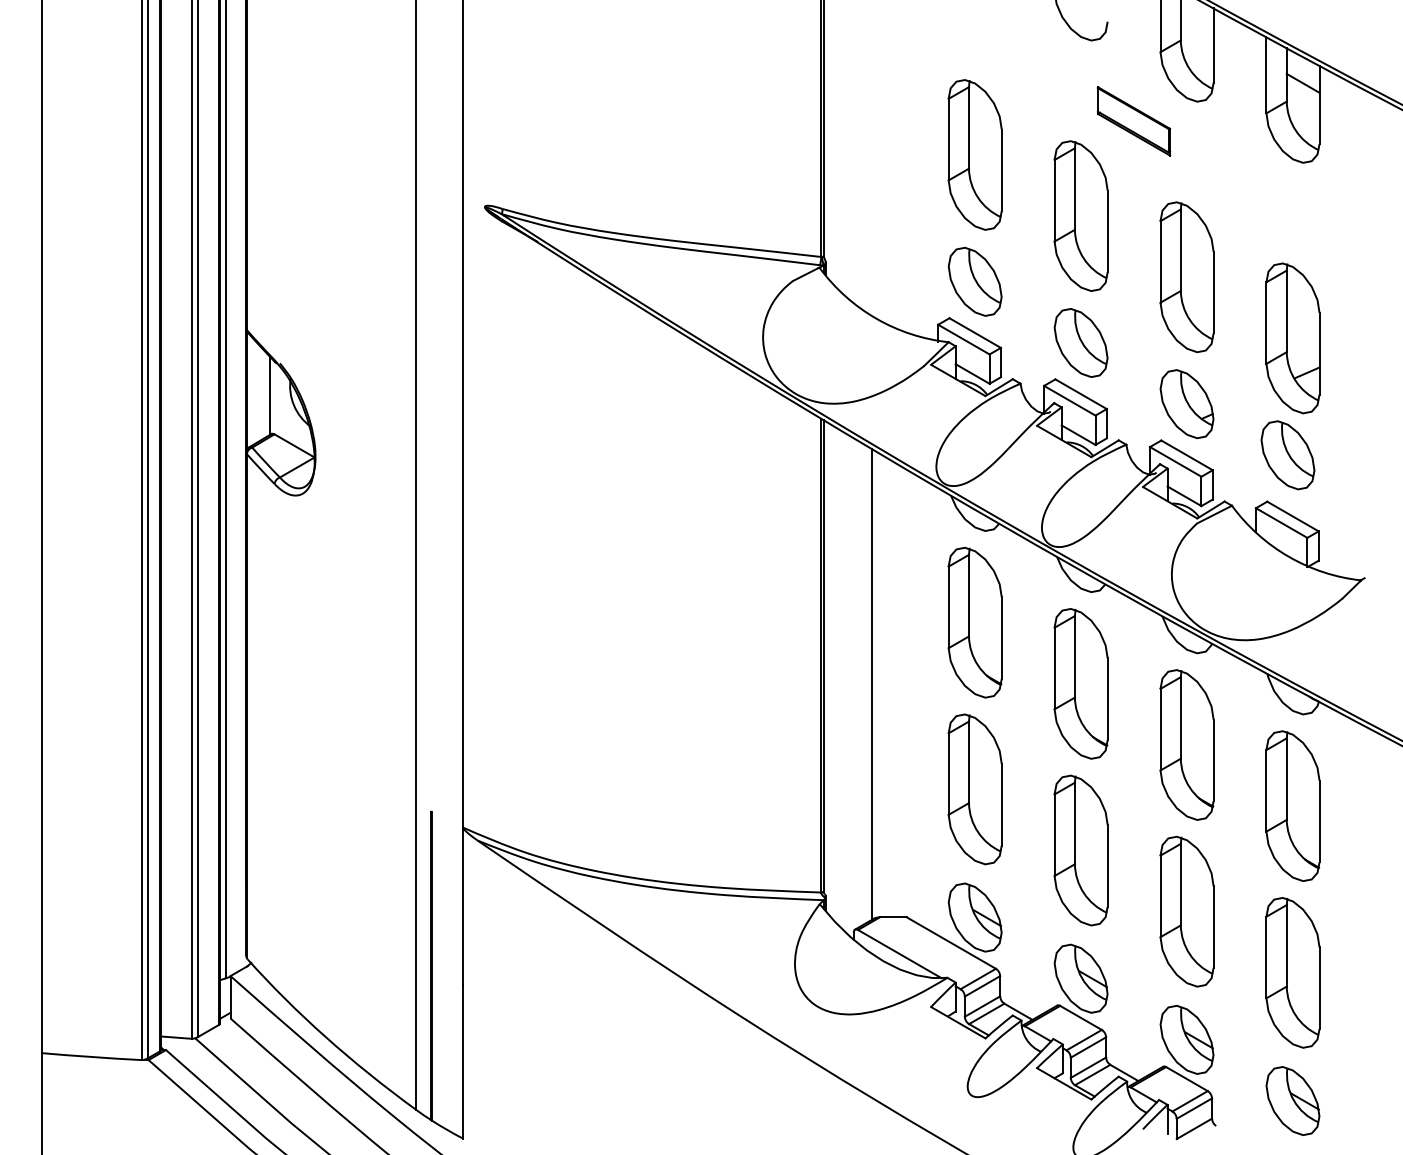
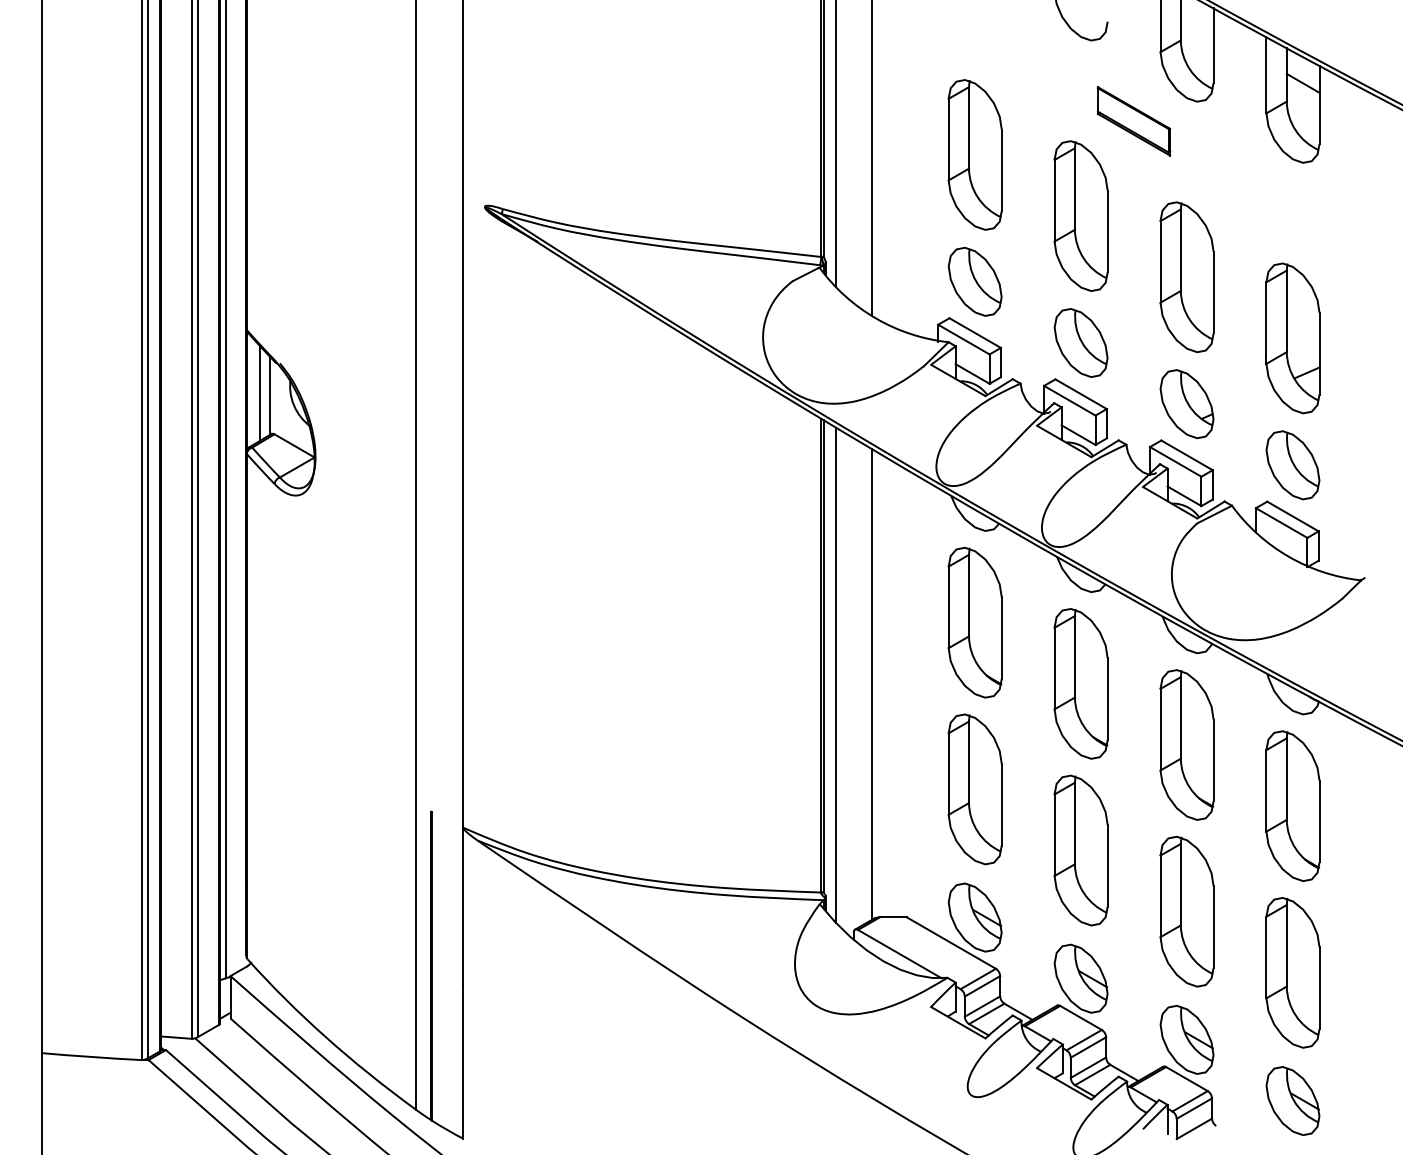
line: none -> present (836, 143)
line: none -> present (871, 158)
line: none -> present (260, 393)
part position: (1287, 455) -> (1292, 465) (1292, 465)
line: none -> present (836, 675)
